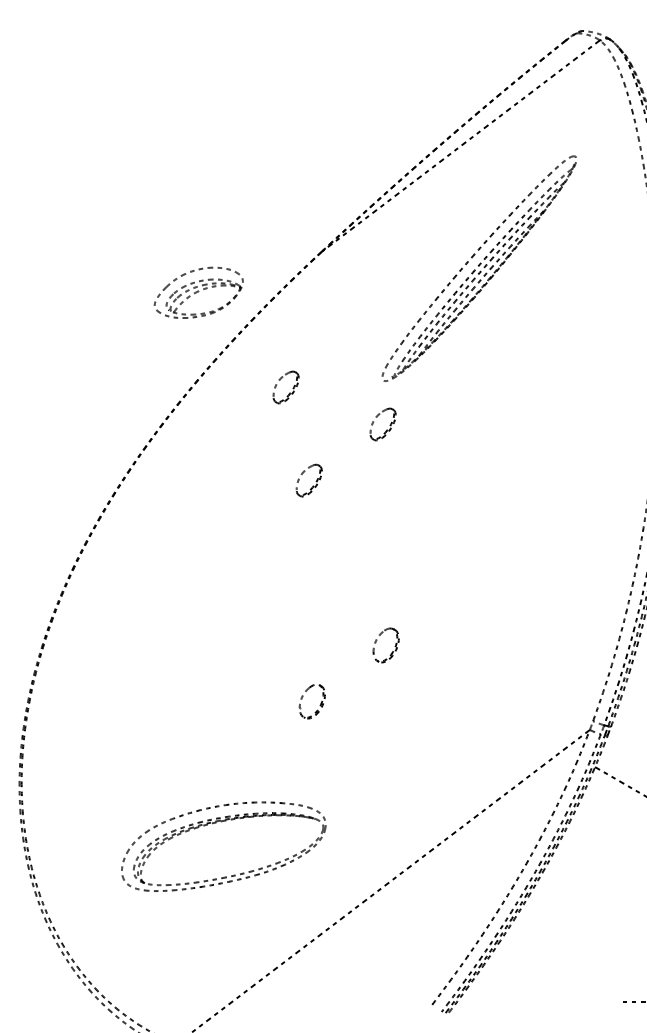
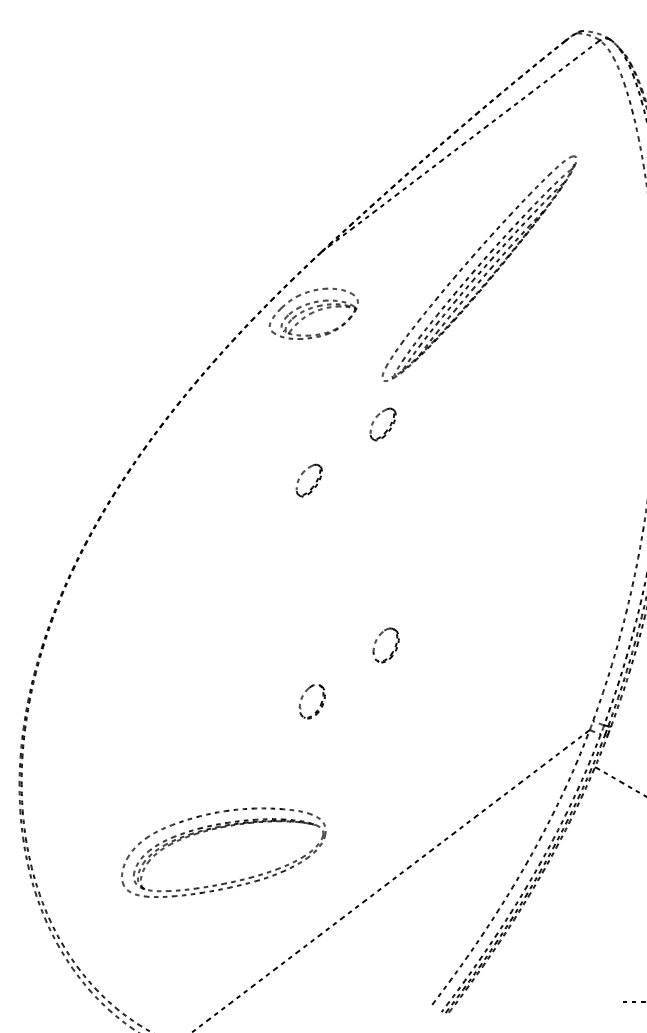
part position: (198, 292) -> (313, 313) (313, 313)
part: present -> none (289, 392)
part position: (216, 823) -> (216, 829) (216, 829)
